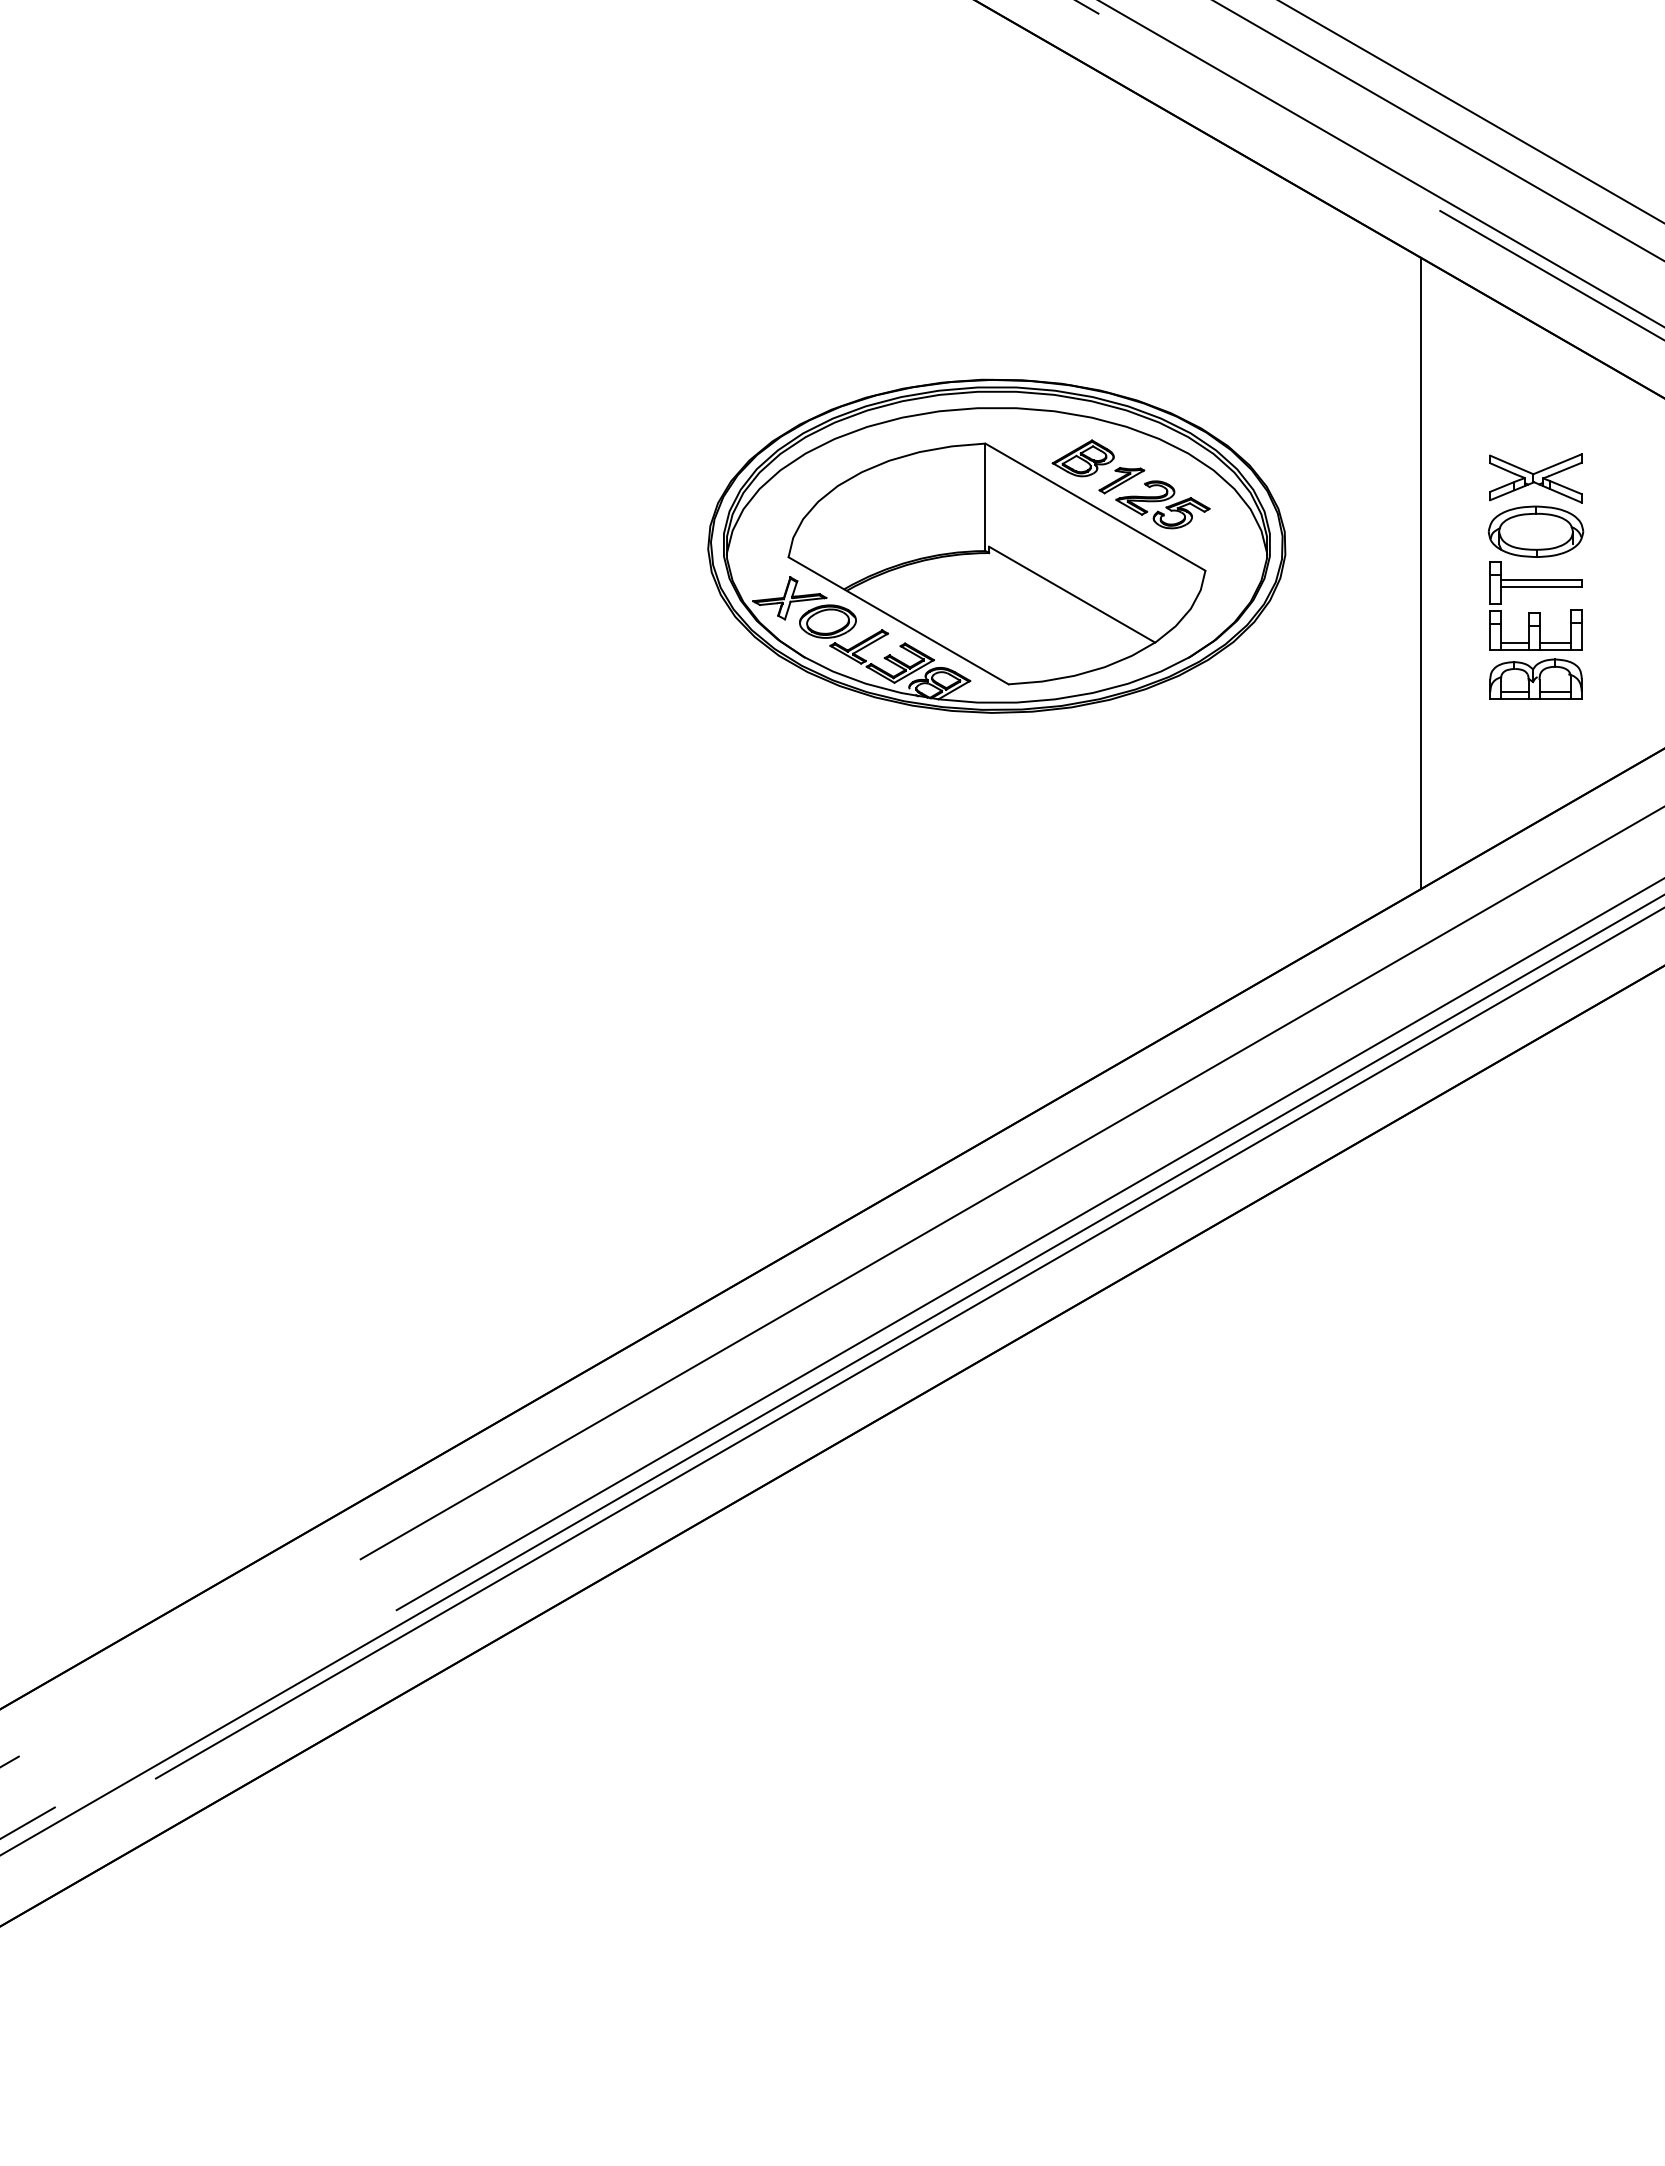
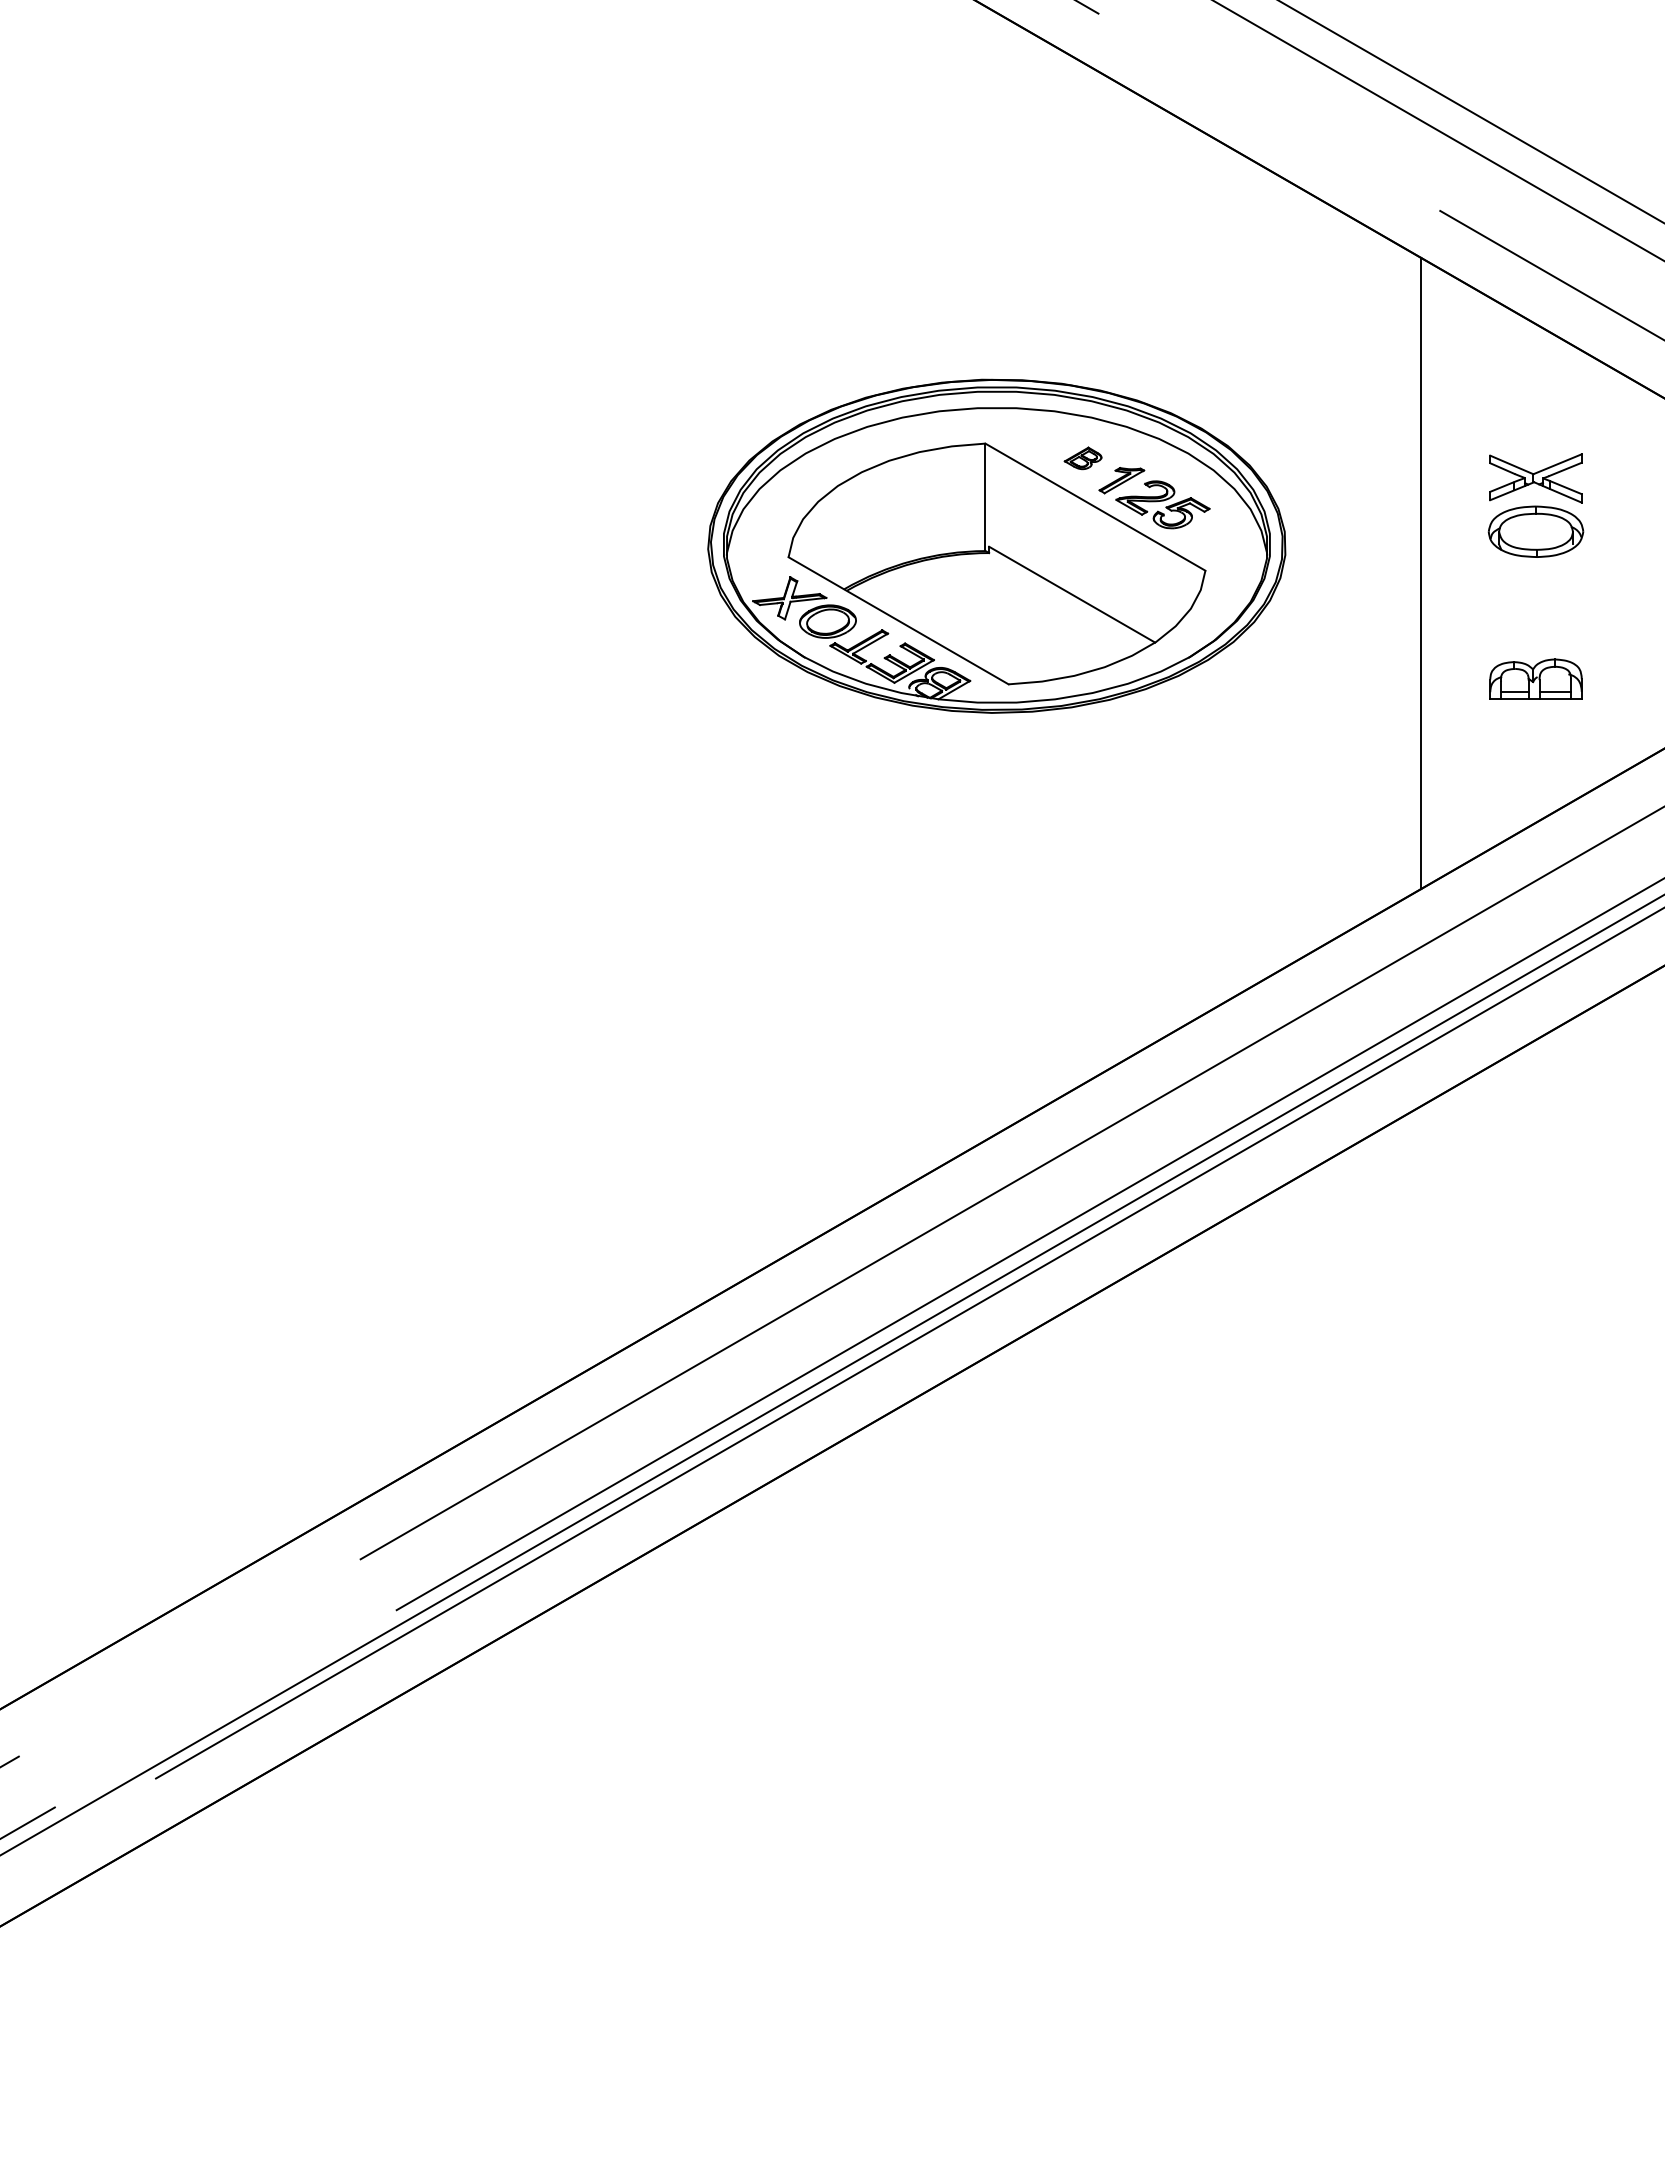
line: present -> none (1381, 163)
part size: 64x39 px -> 40x25 px (1082, 458)
part: present -> none (1535, 612)
